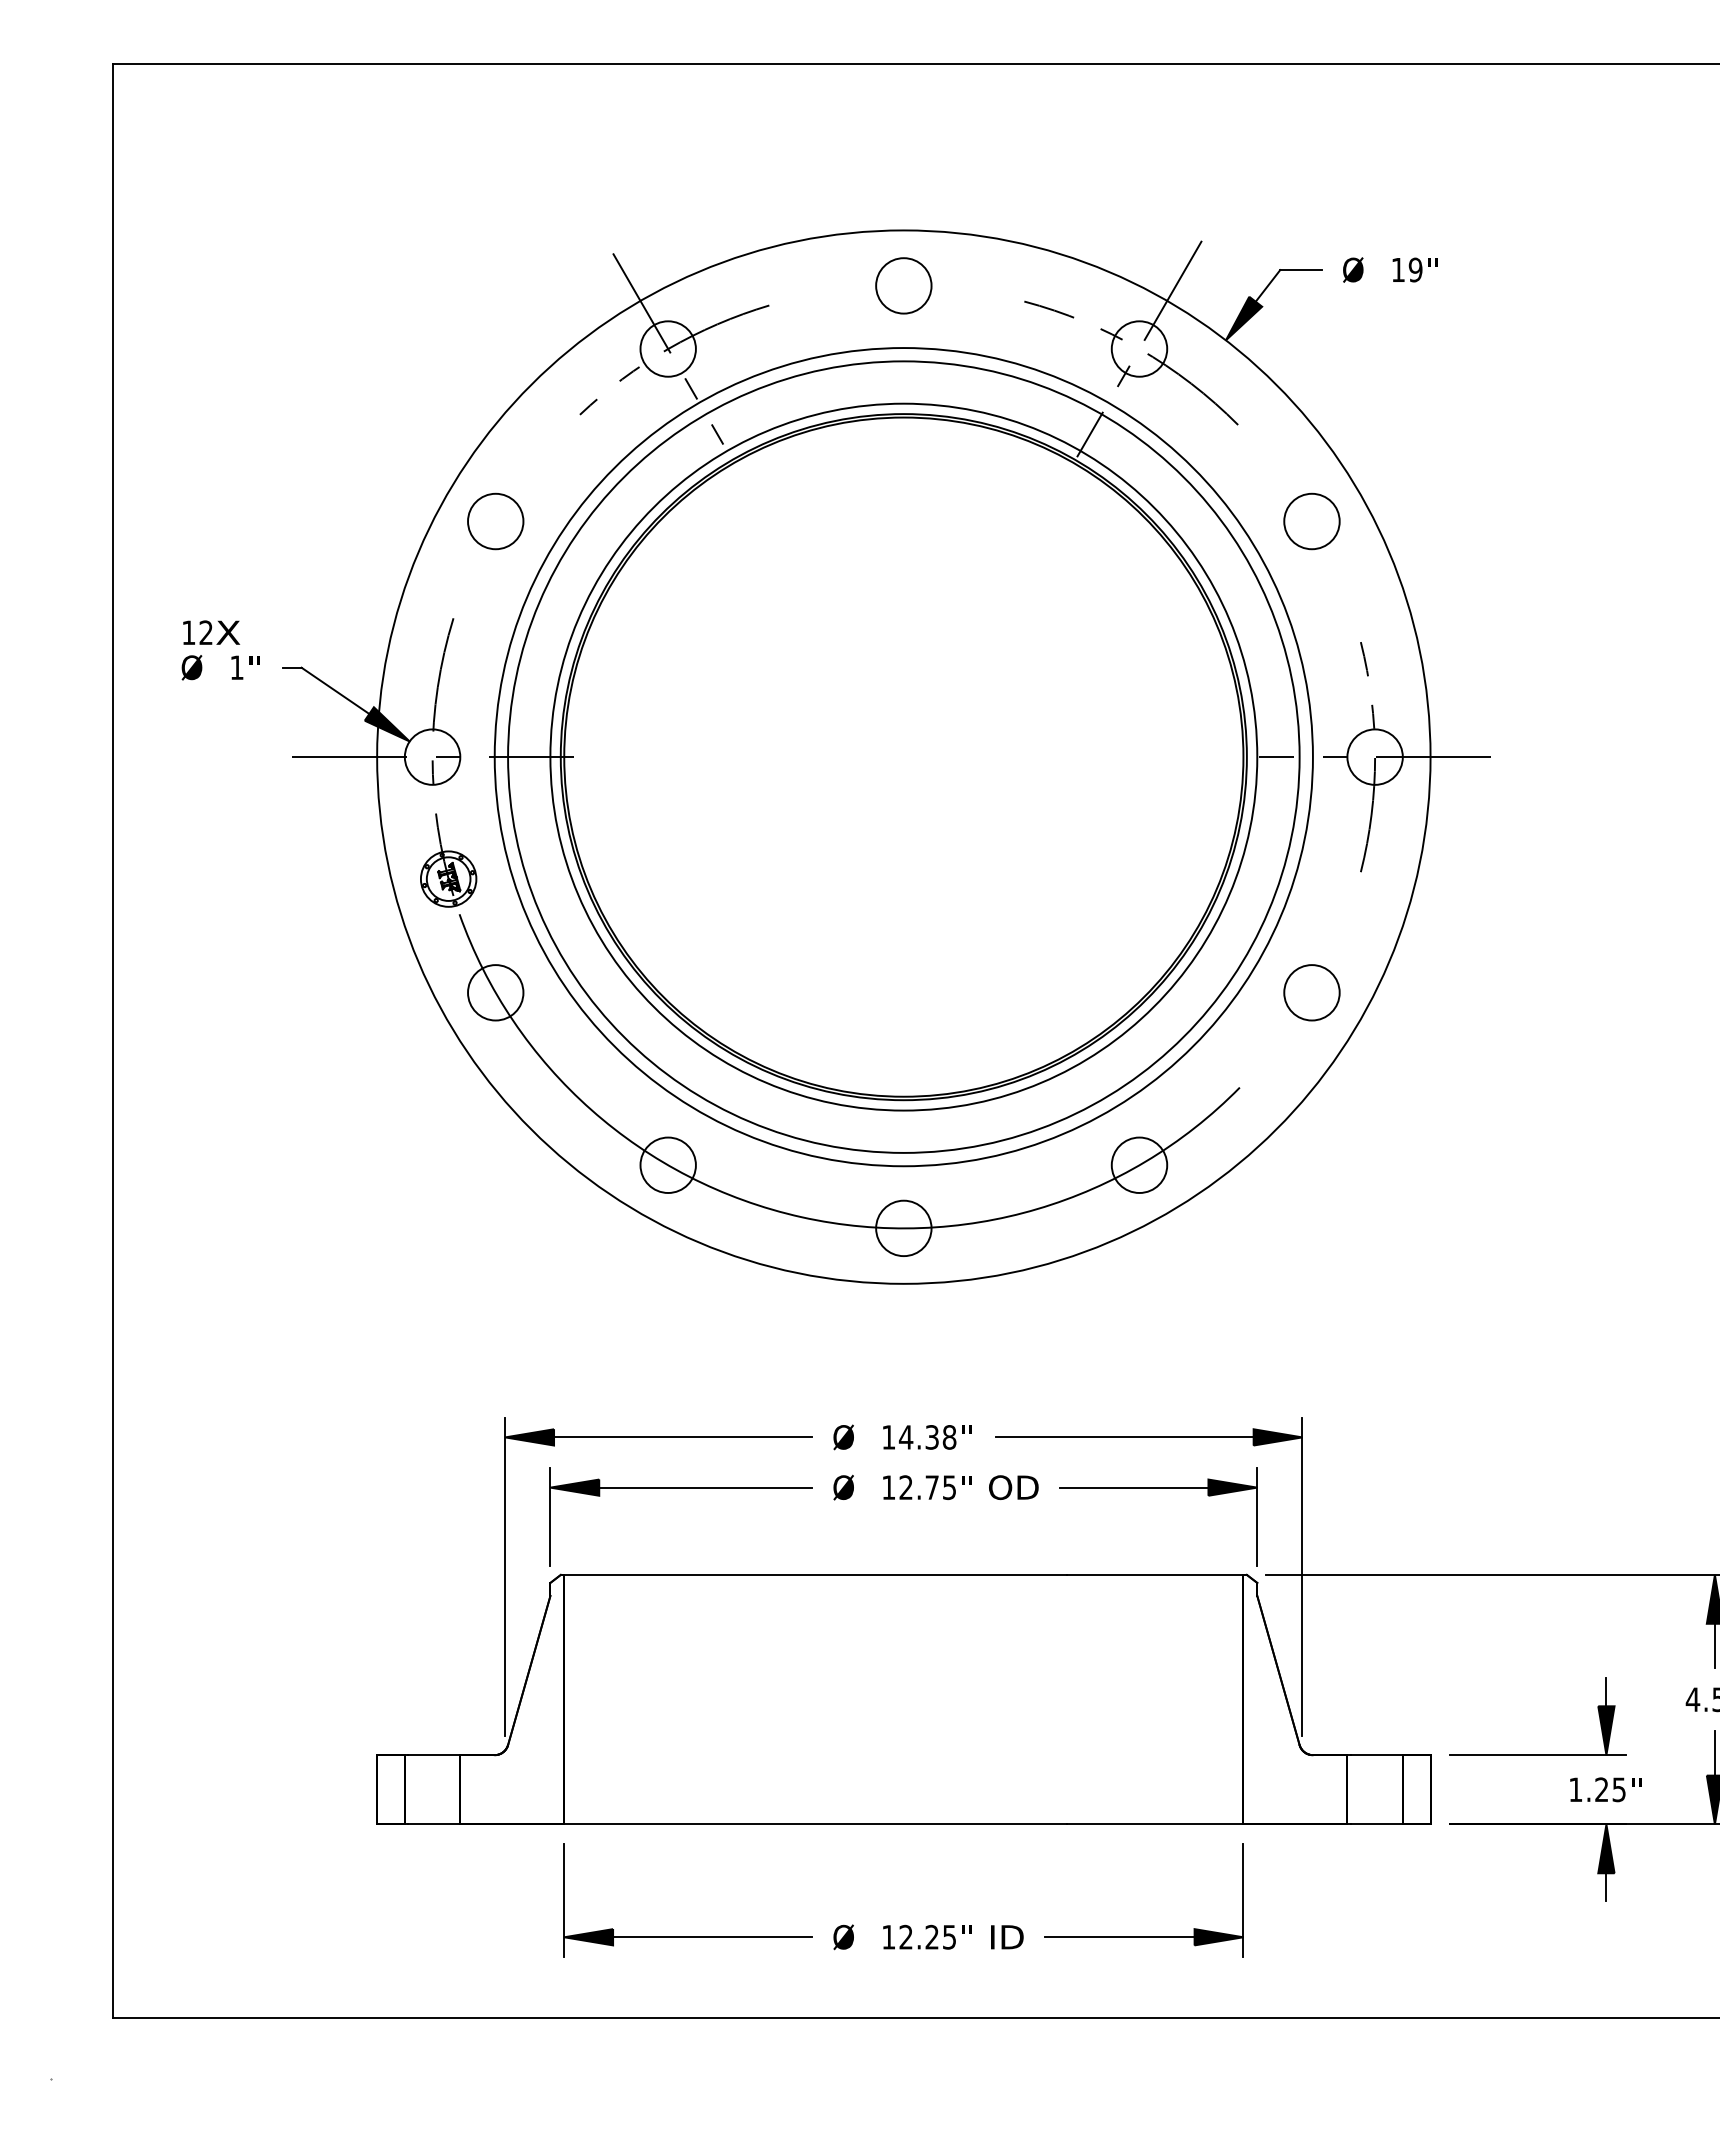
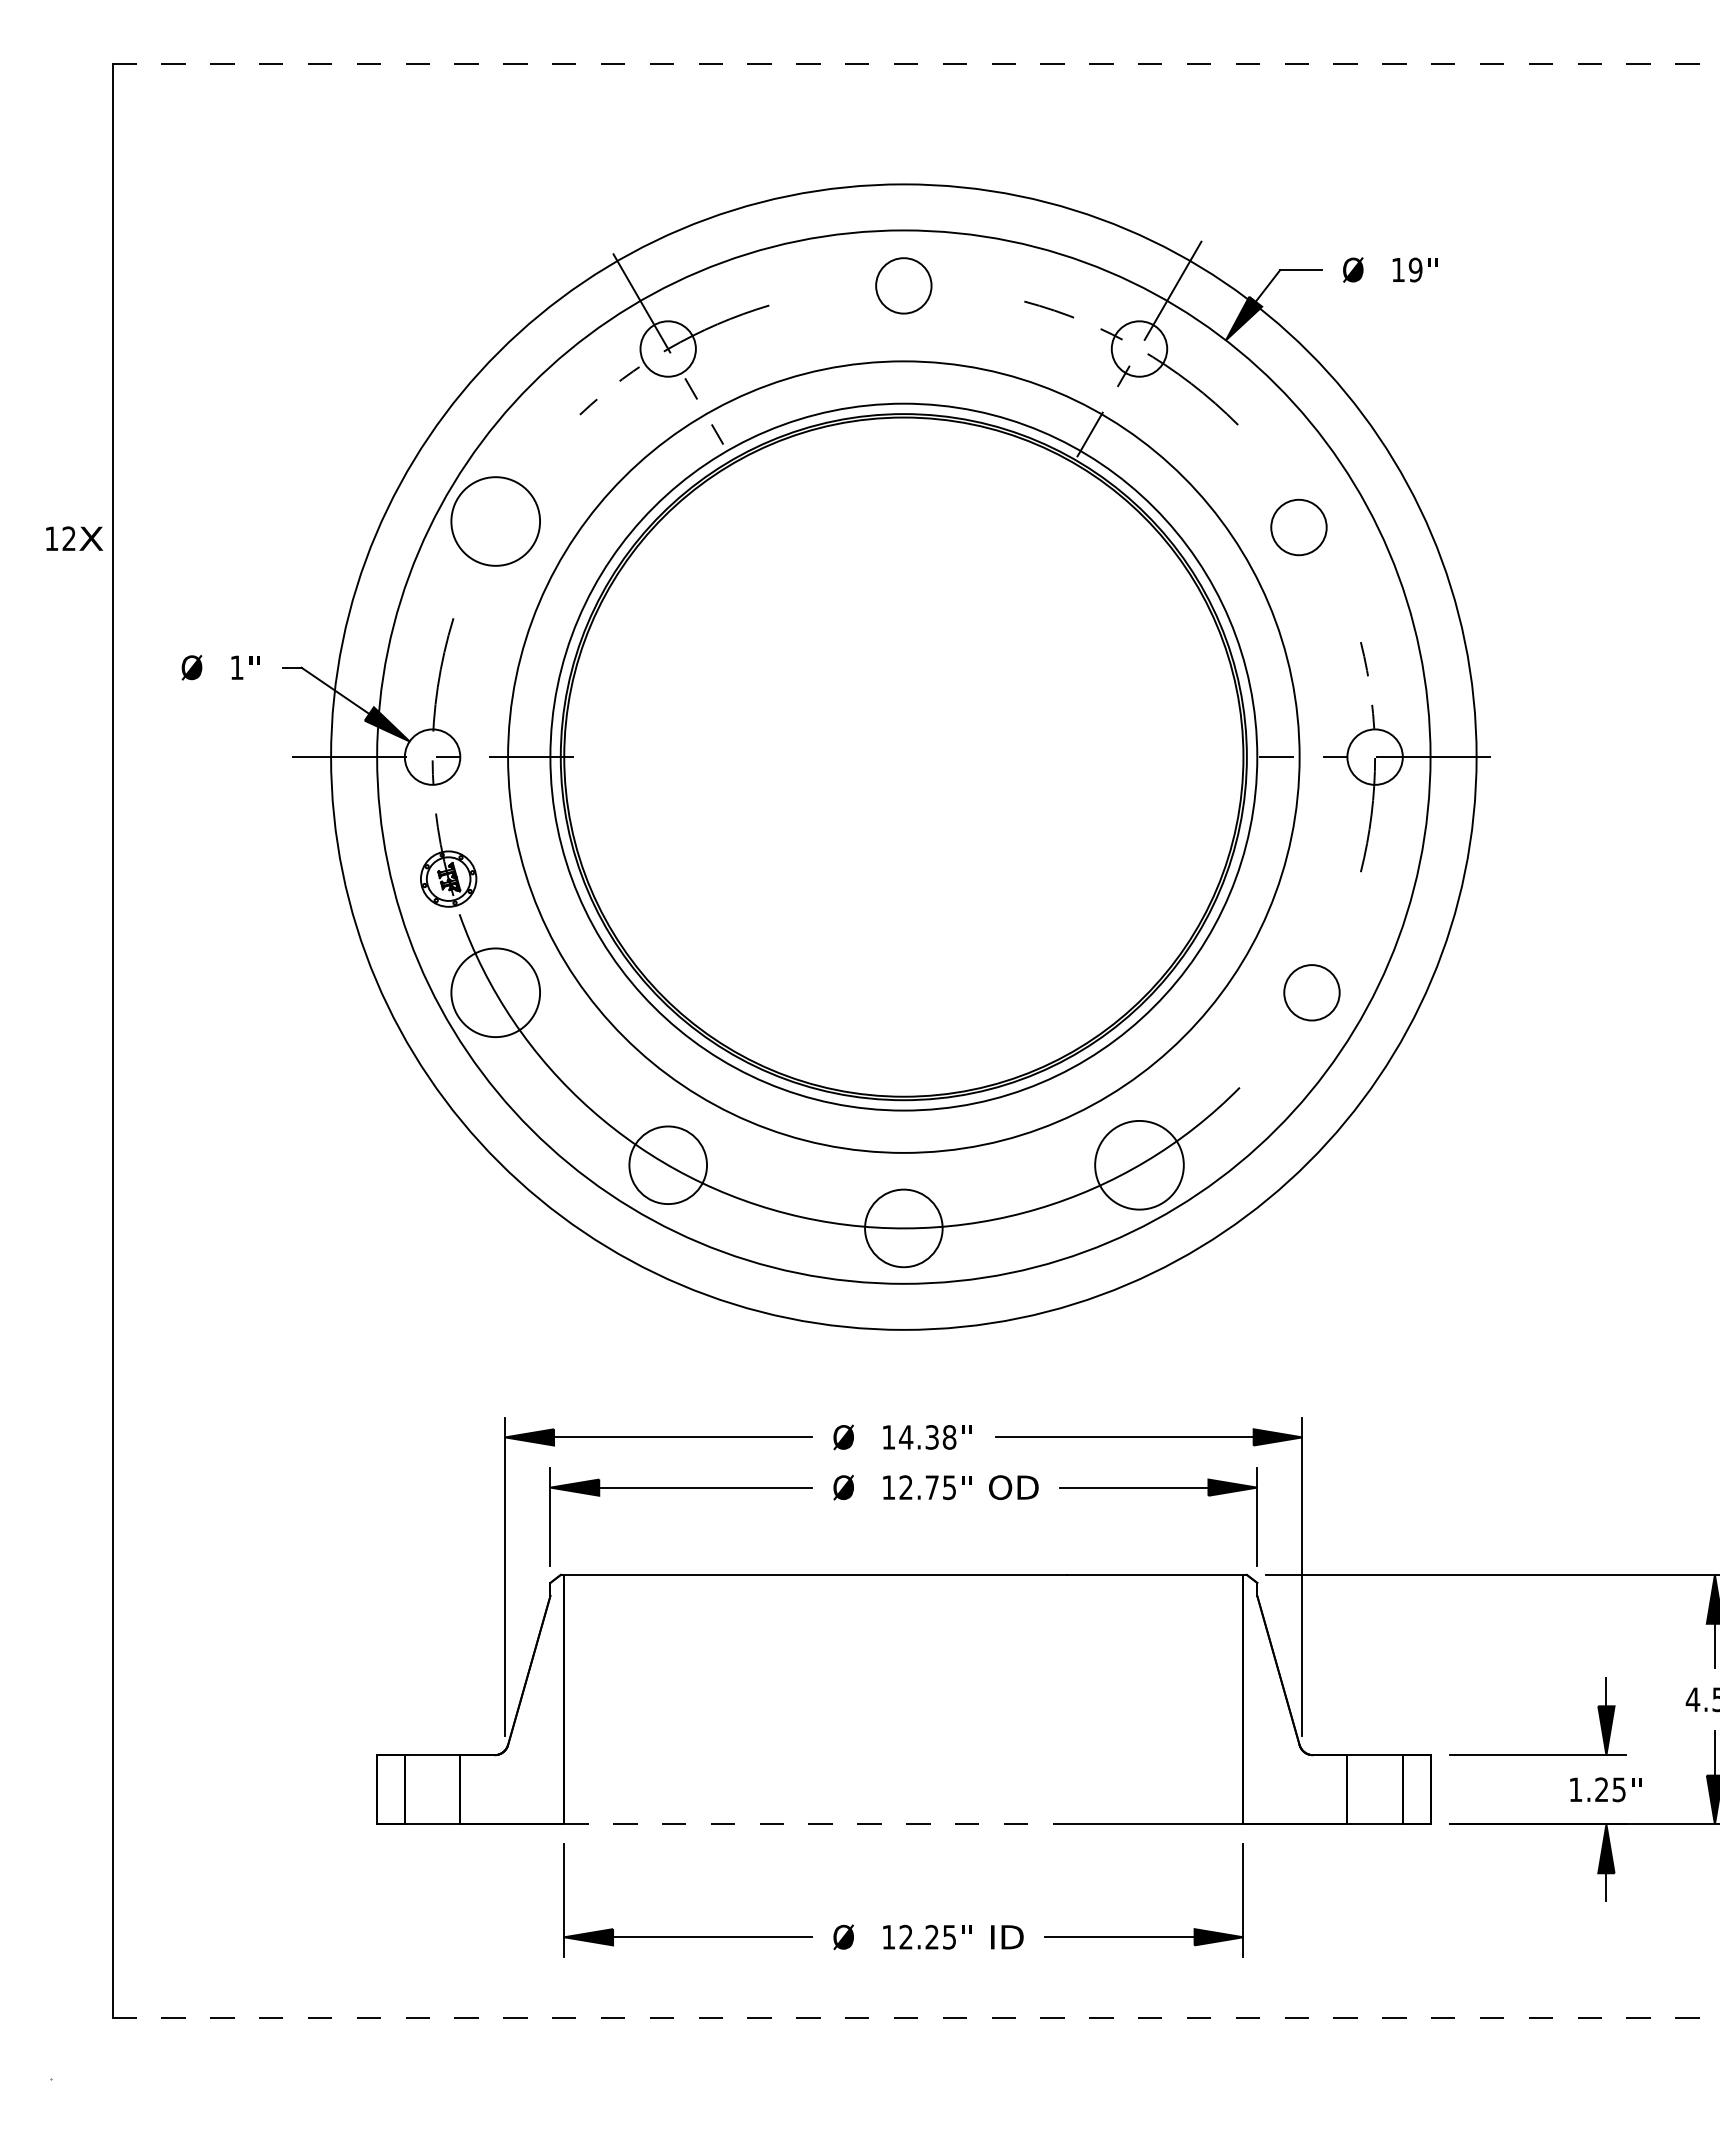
line: solid -> dashed (916, 64)
circle diameter: 55 px -> 89 px (495, 521)
circle position: (1311, 521) -> (1298, 527) (1298, 527)
text position: (211, 632) -> (74, 538) (74, 538)
circle diameter: 818 px -> 1146 px (903, 756)
circle diameter: 55 px -> 89 px (495, 992)
circle diameter: 55 px -> 78 px (668, 1165)
circle diameter: 55 px -> 89 px (1139, 1164)
circle diameter: 55 px -> 78 px (903, 1228)
line: solid -> dashed (815, 1824)
line: solid -> dashed (916, 2017)
